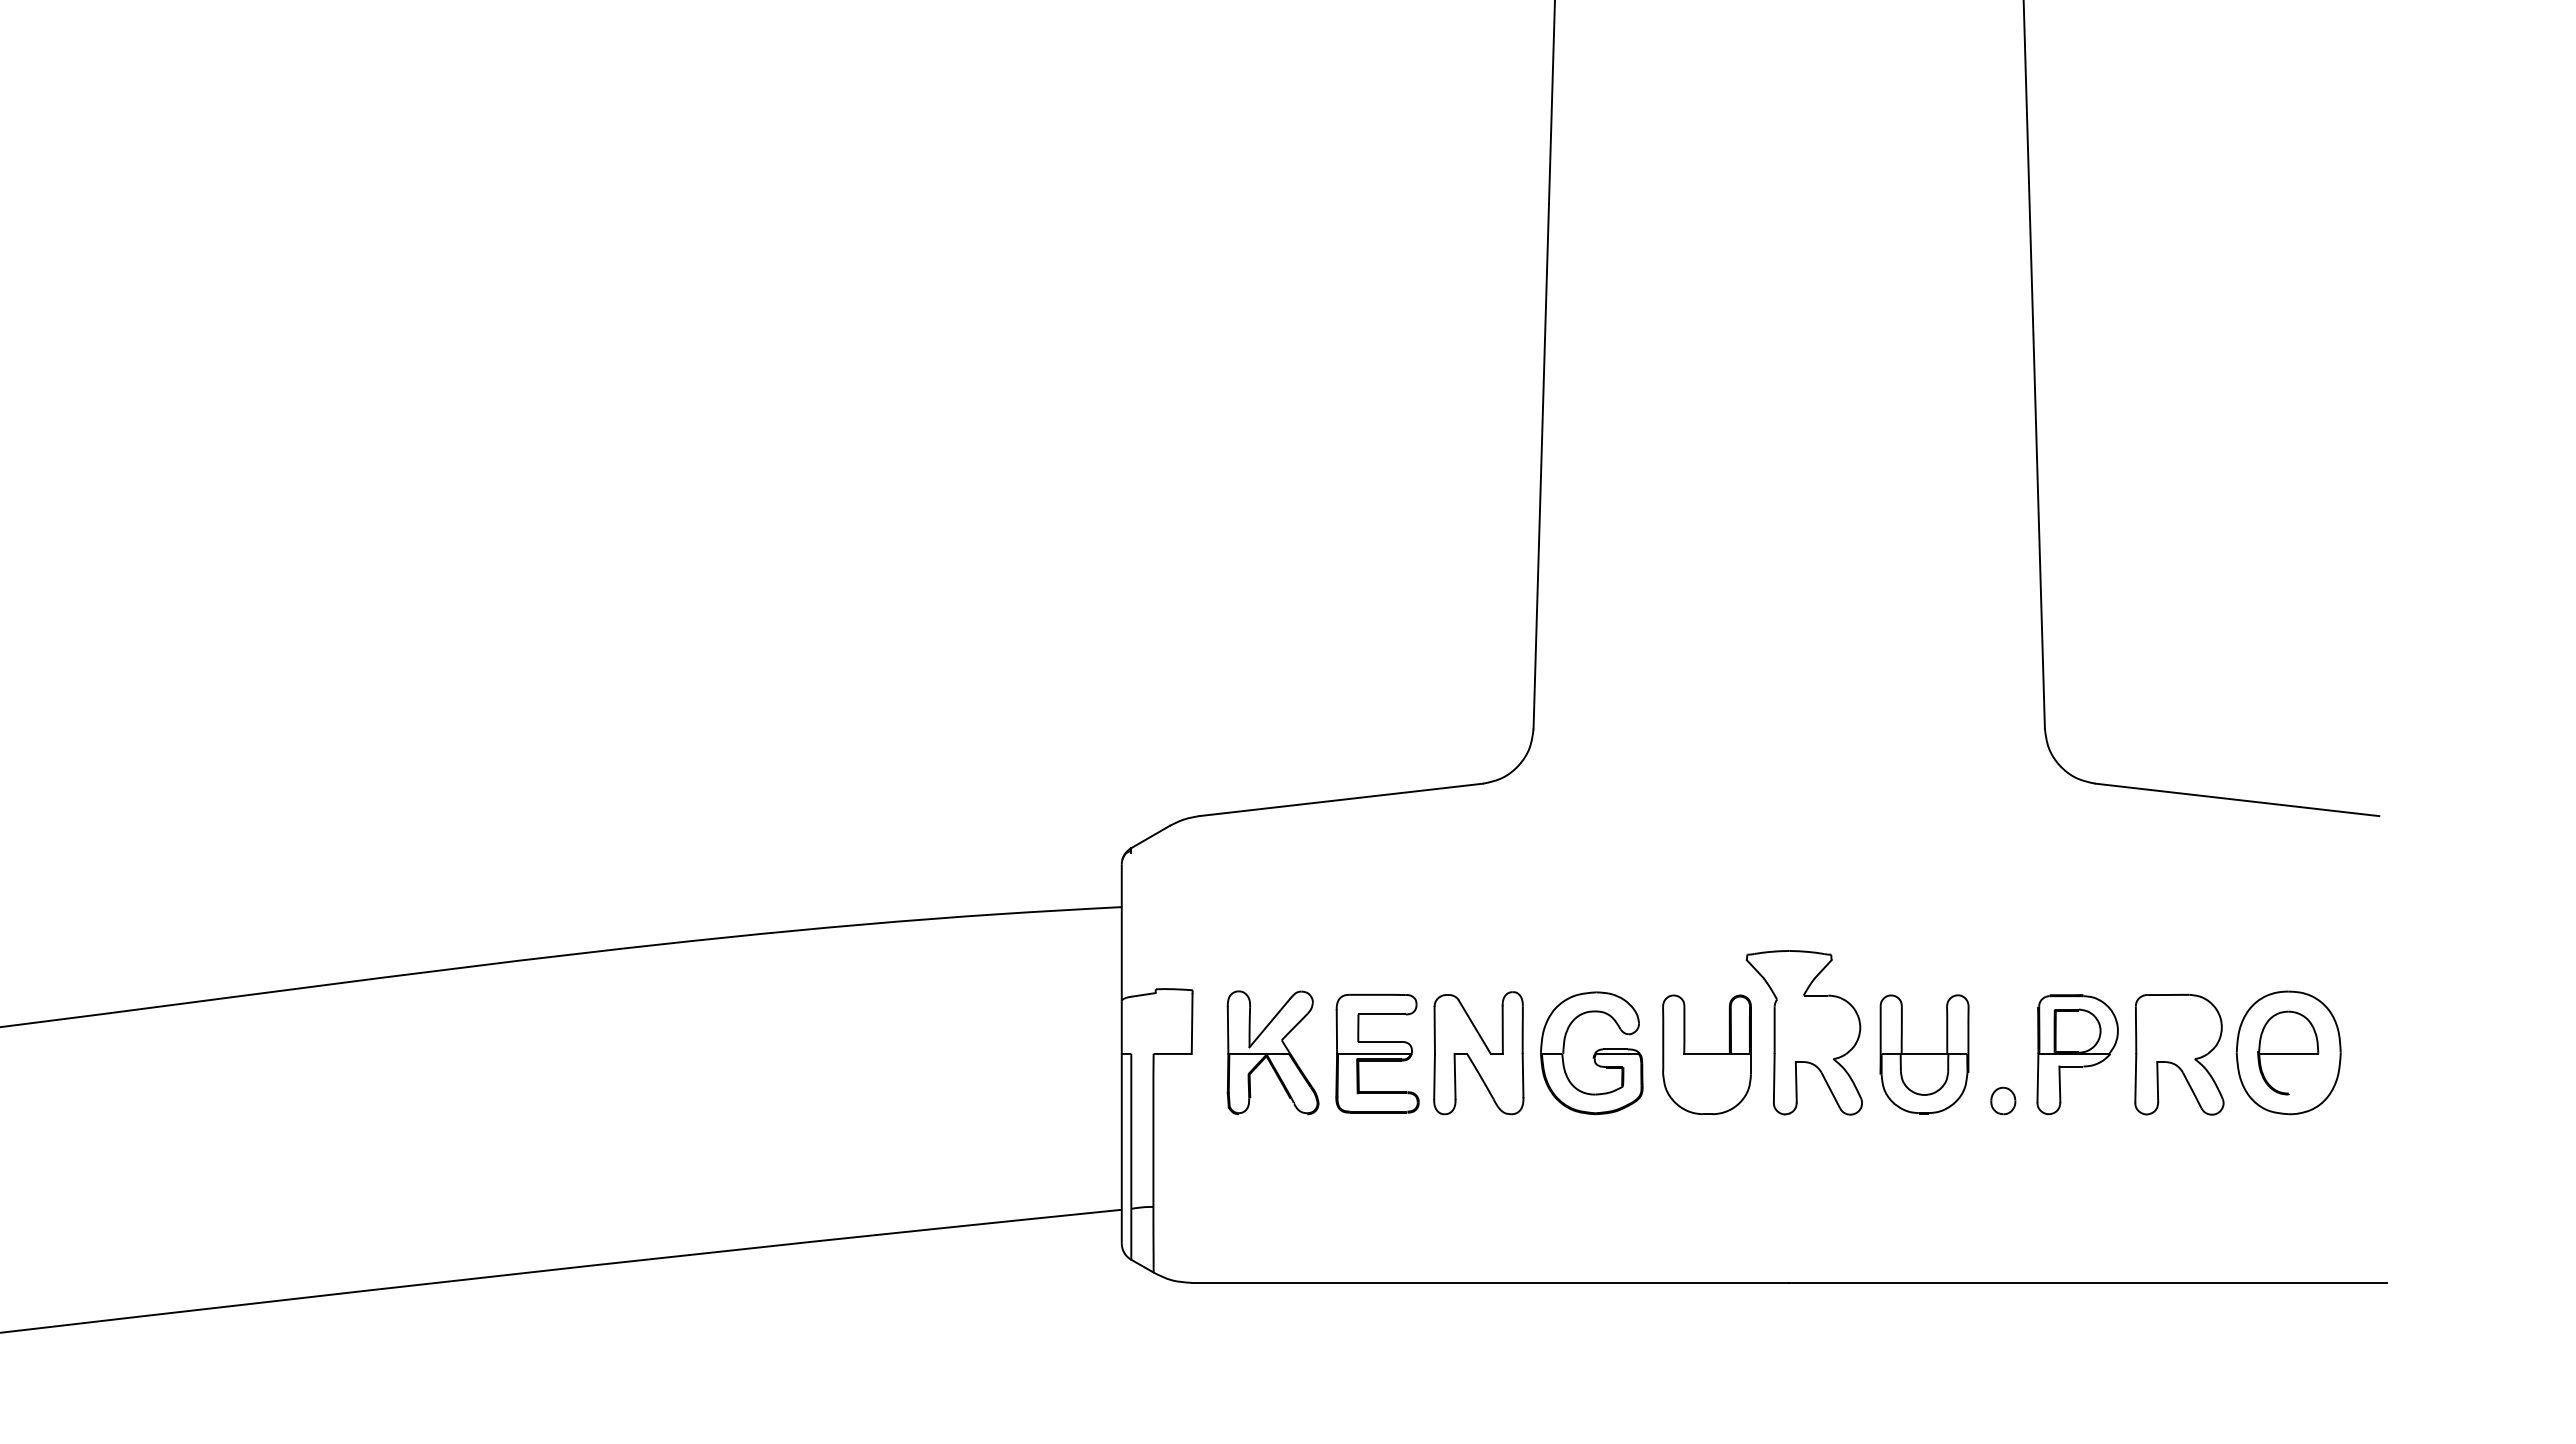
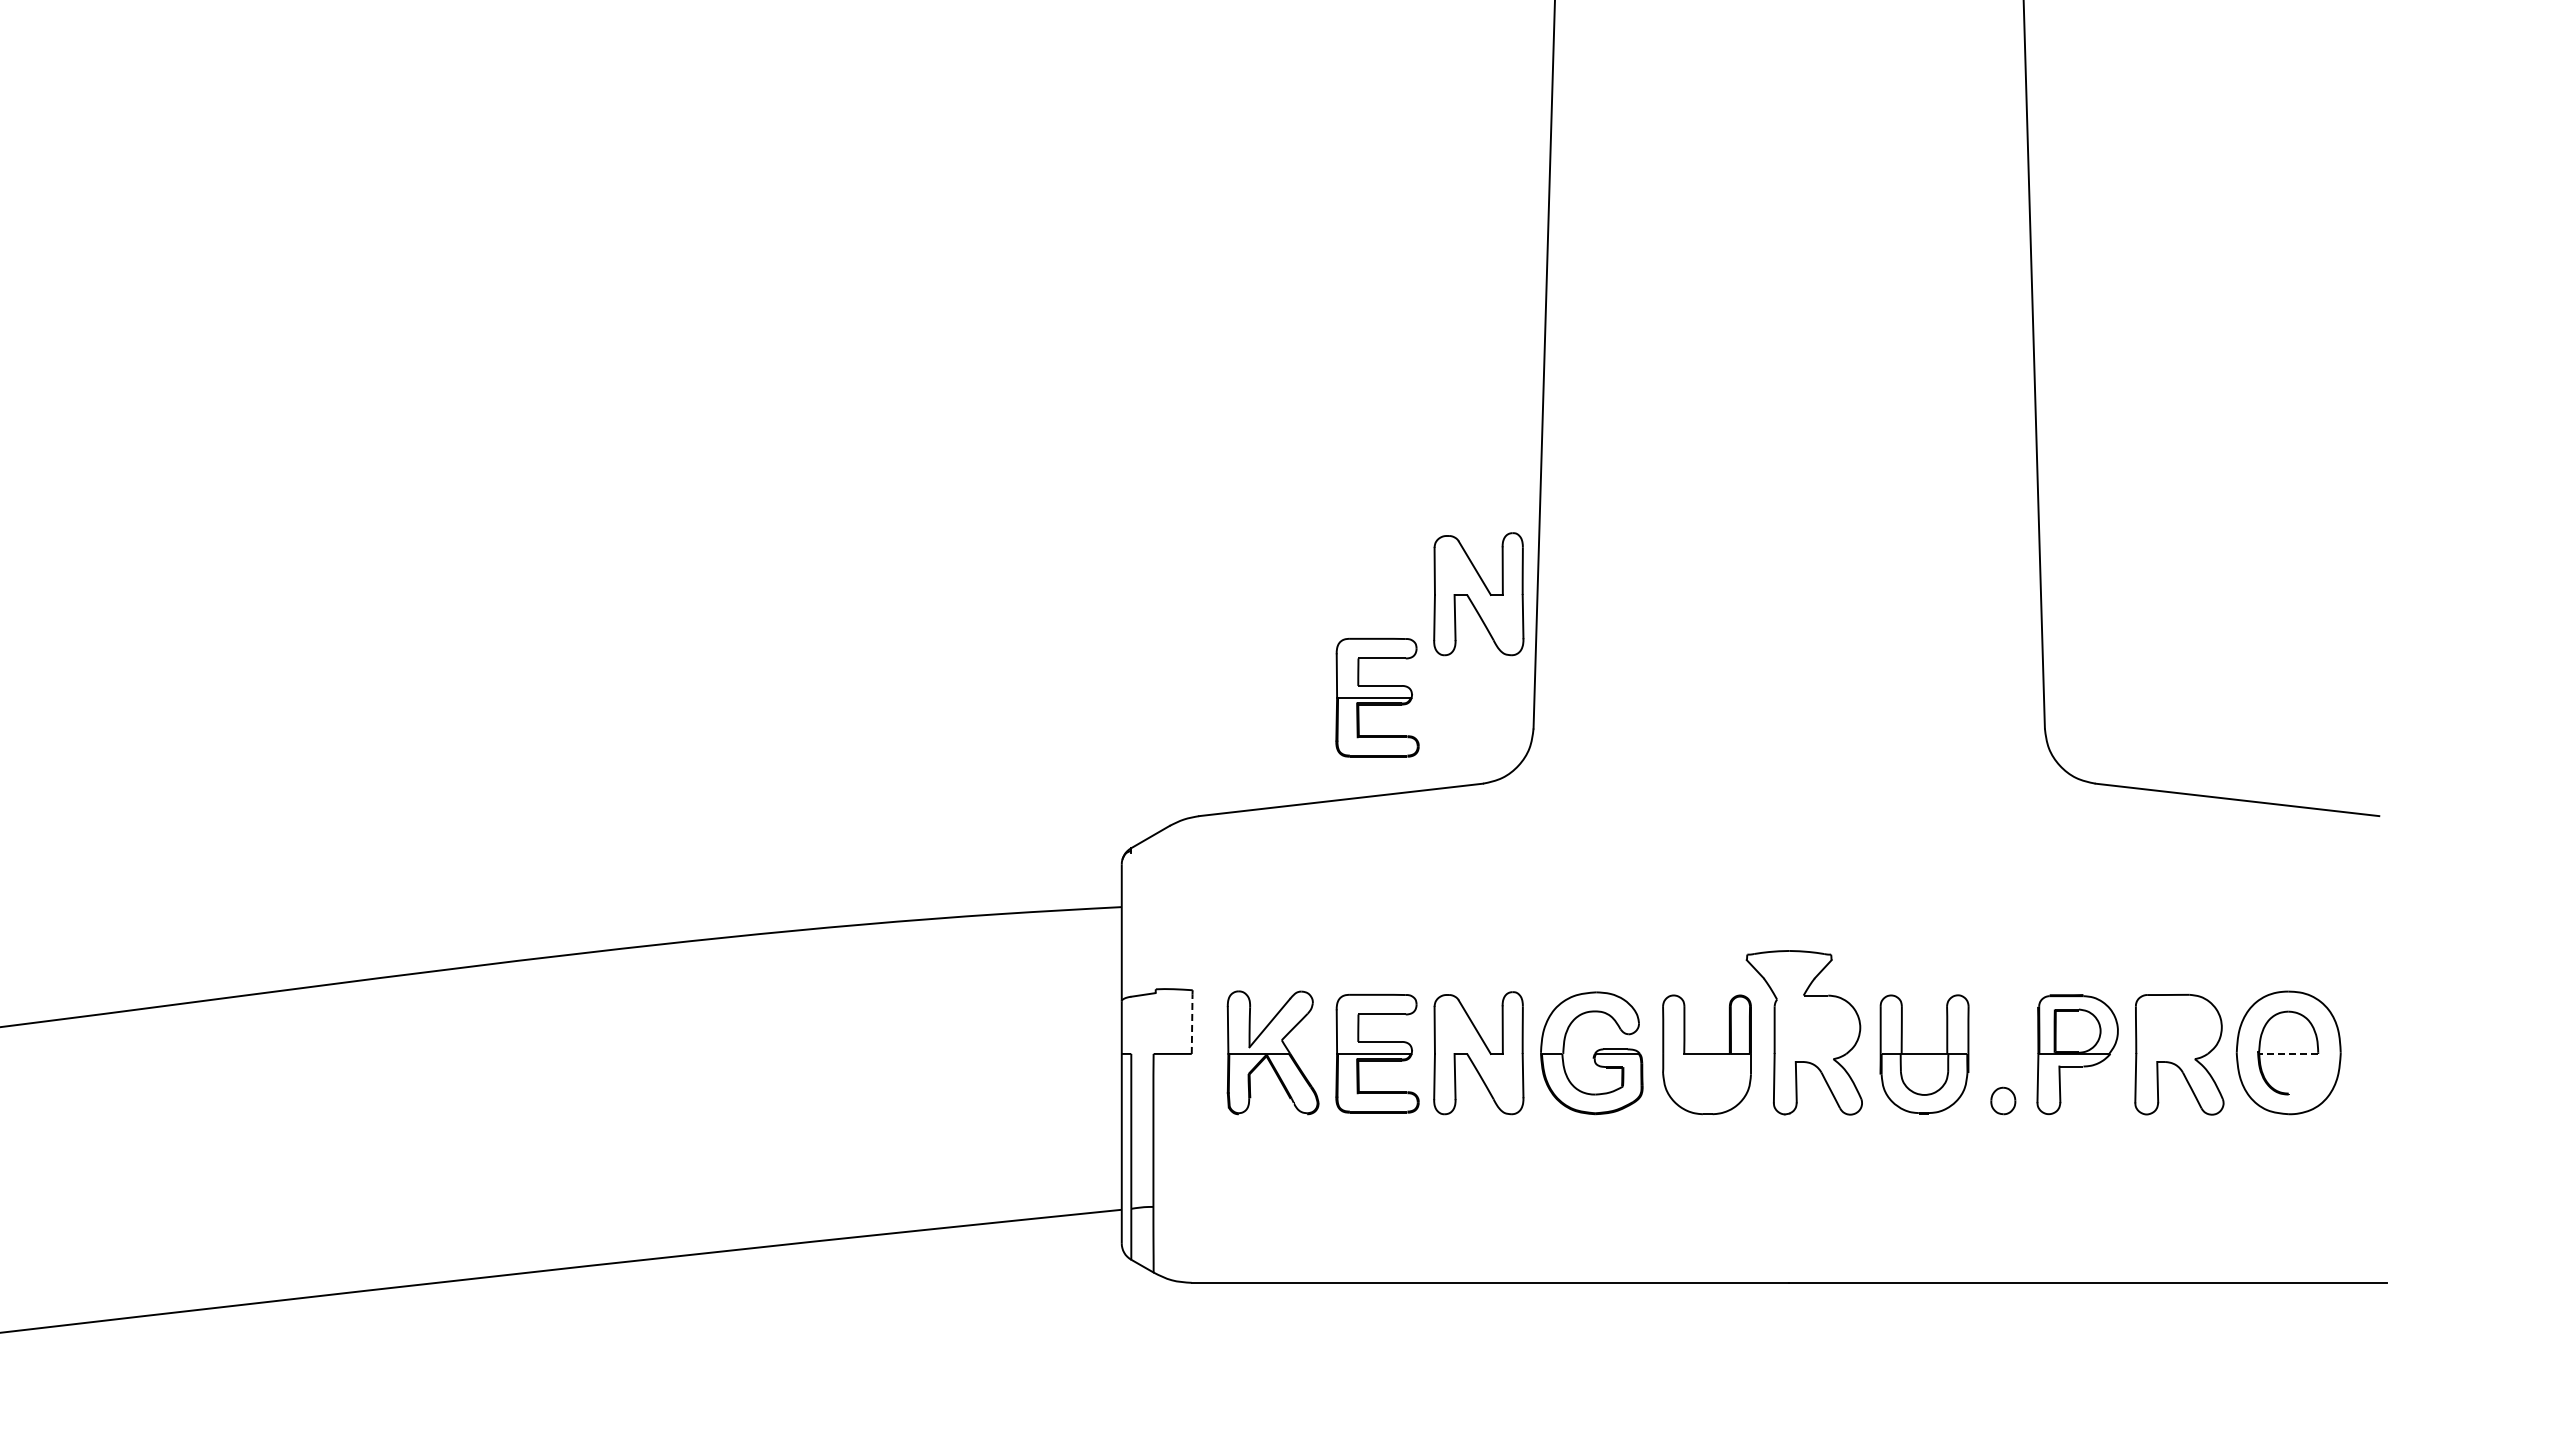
part: none -> present (1478, 594)
part: none -> present (1377, 697)
line: solid -> dashed (1192, 1024)
line: solid -> dashed (2288, 1053)
